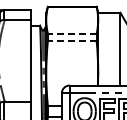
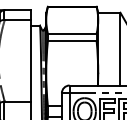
line: dashed -> solid (71, 33)
line: dashed -> solid (71, 41)
